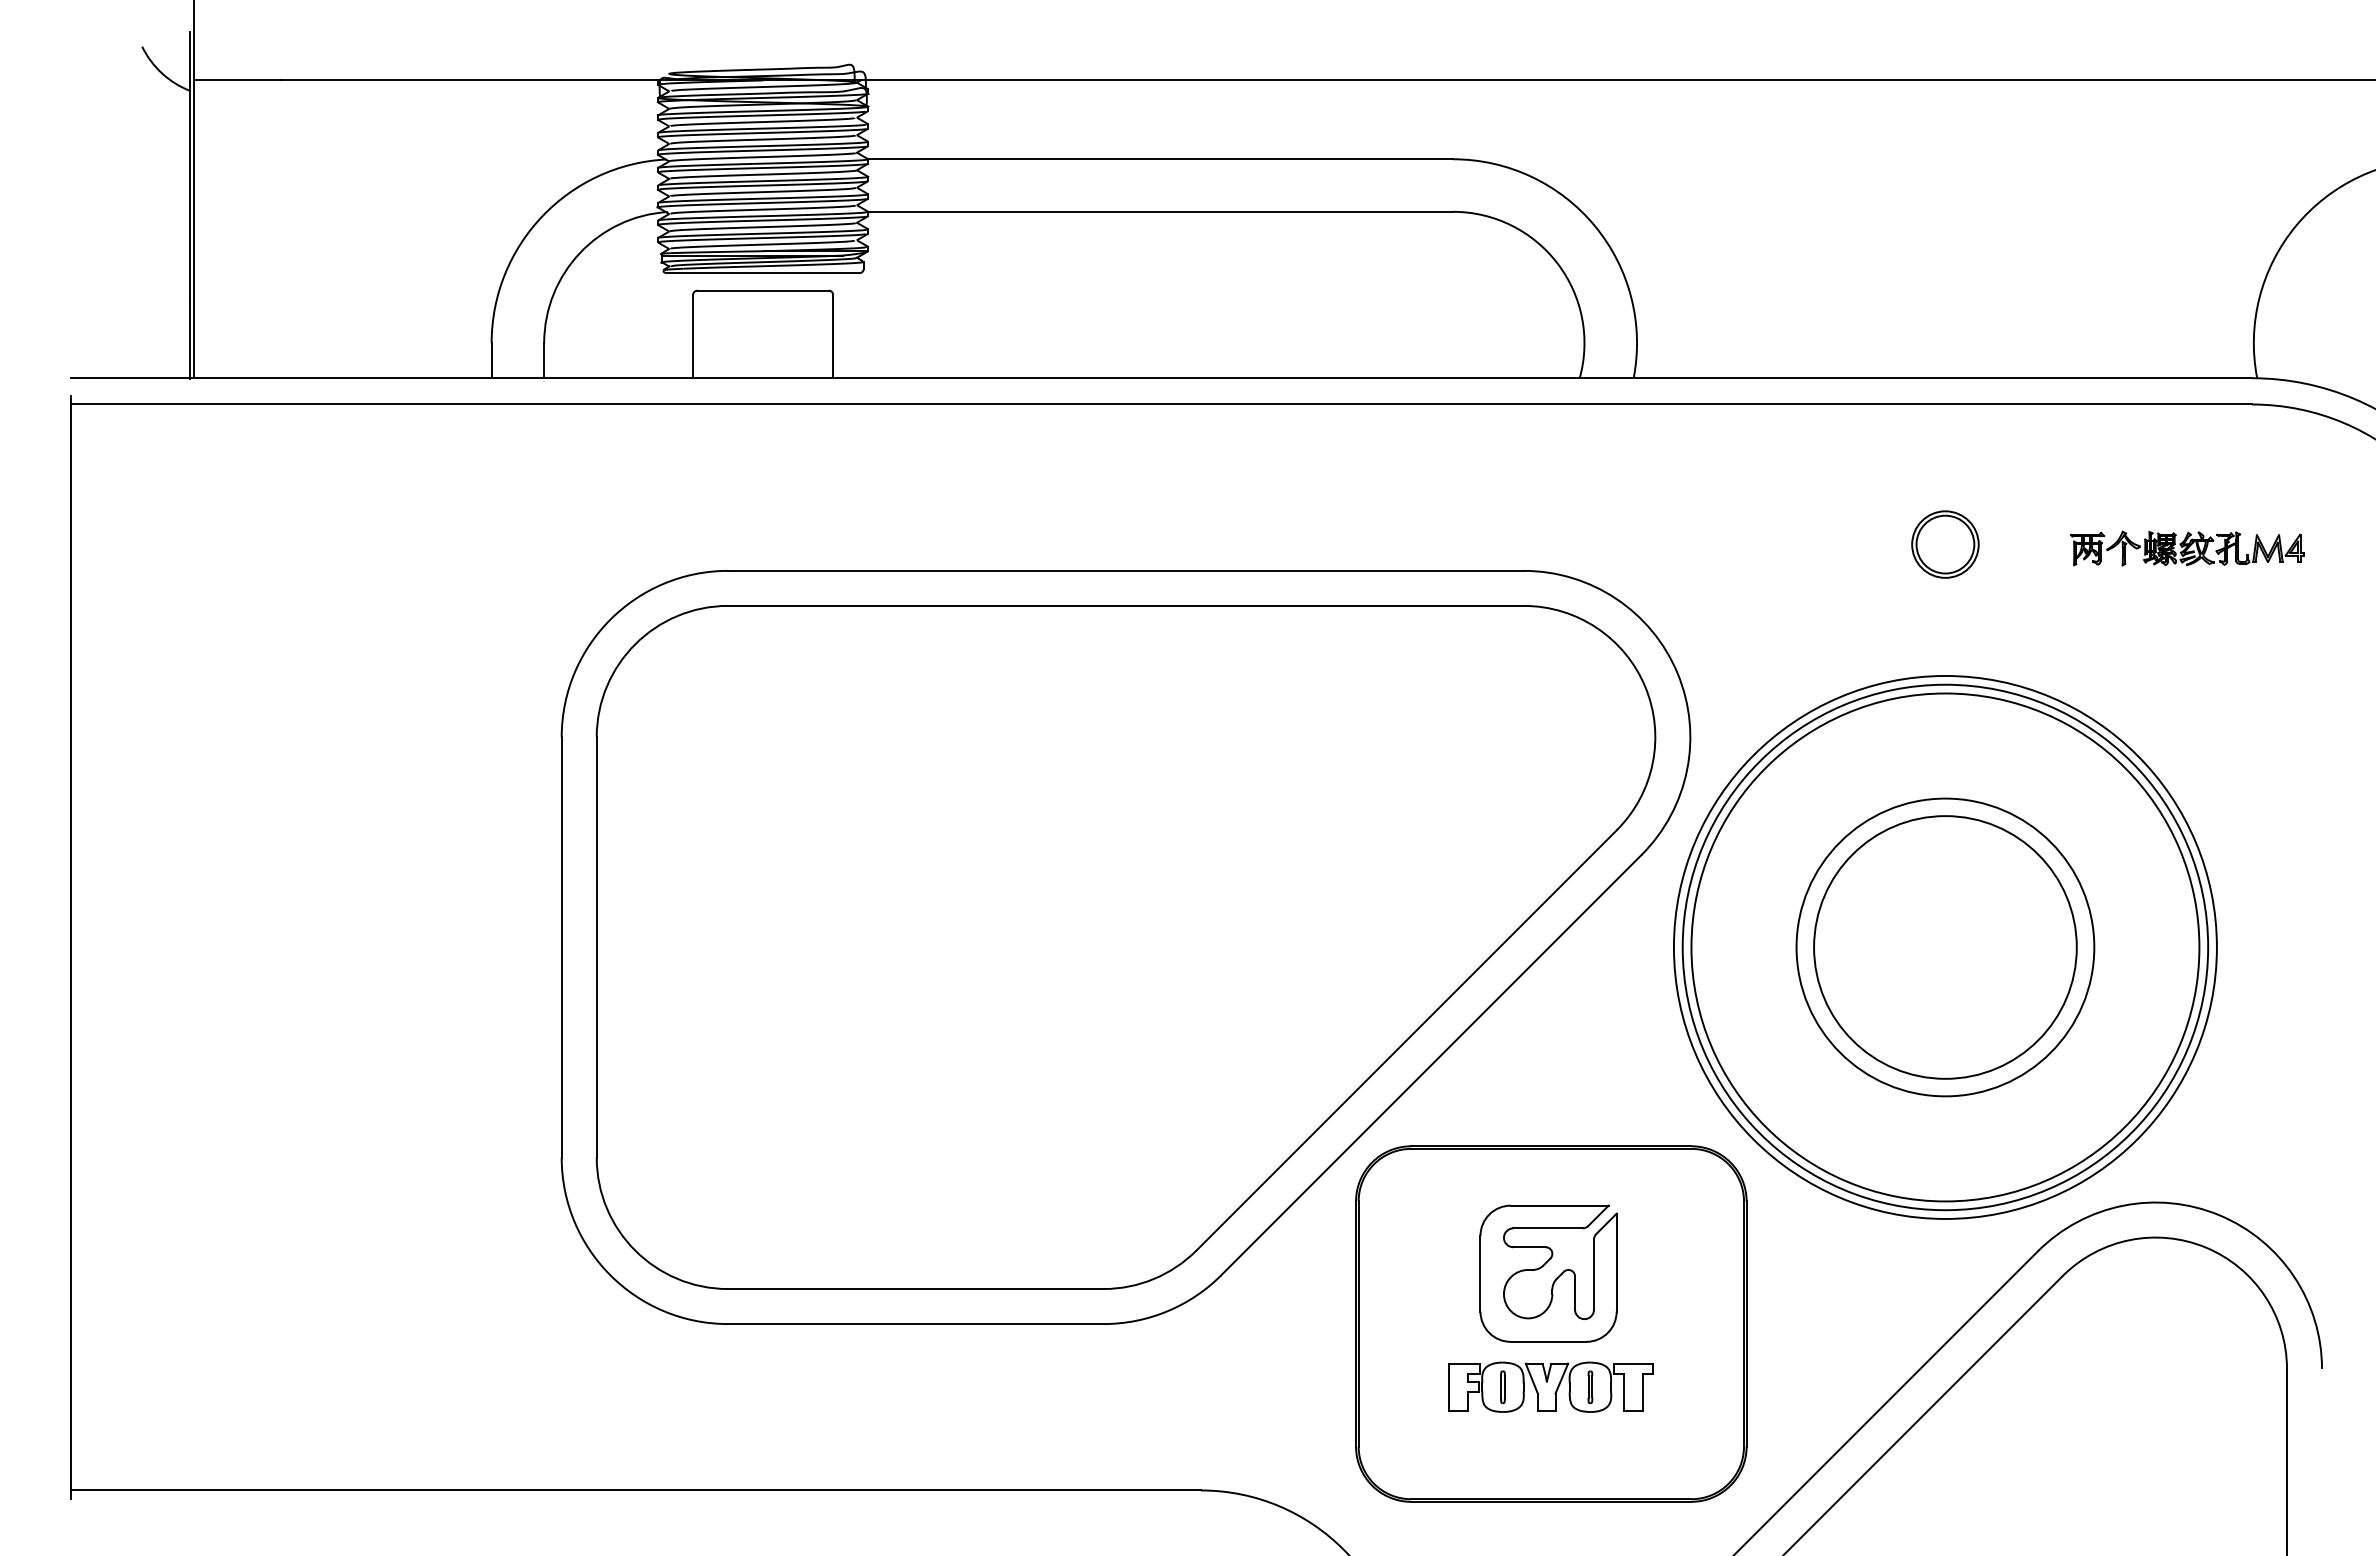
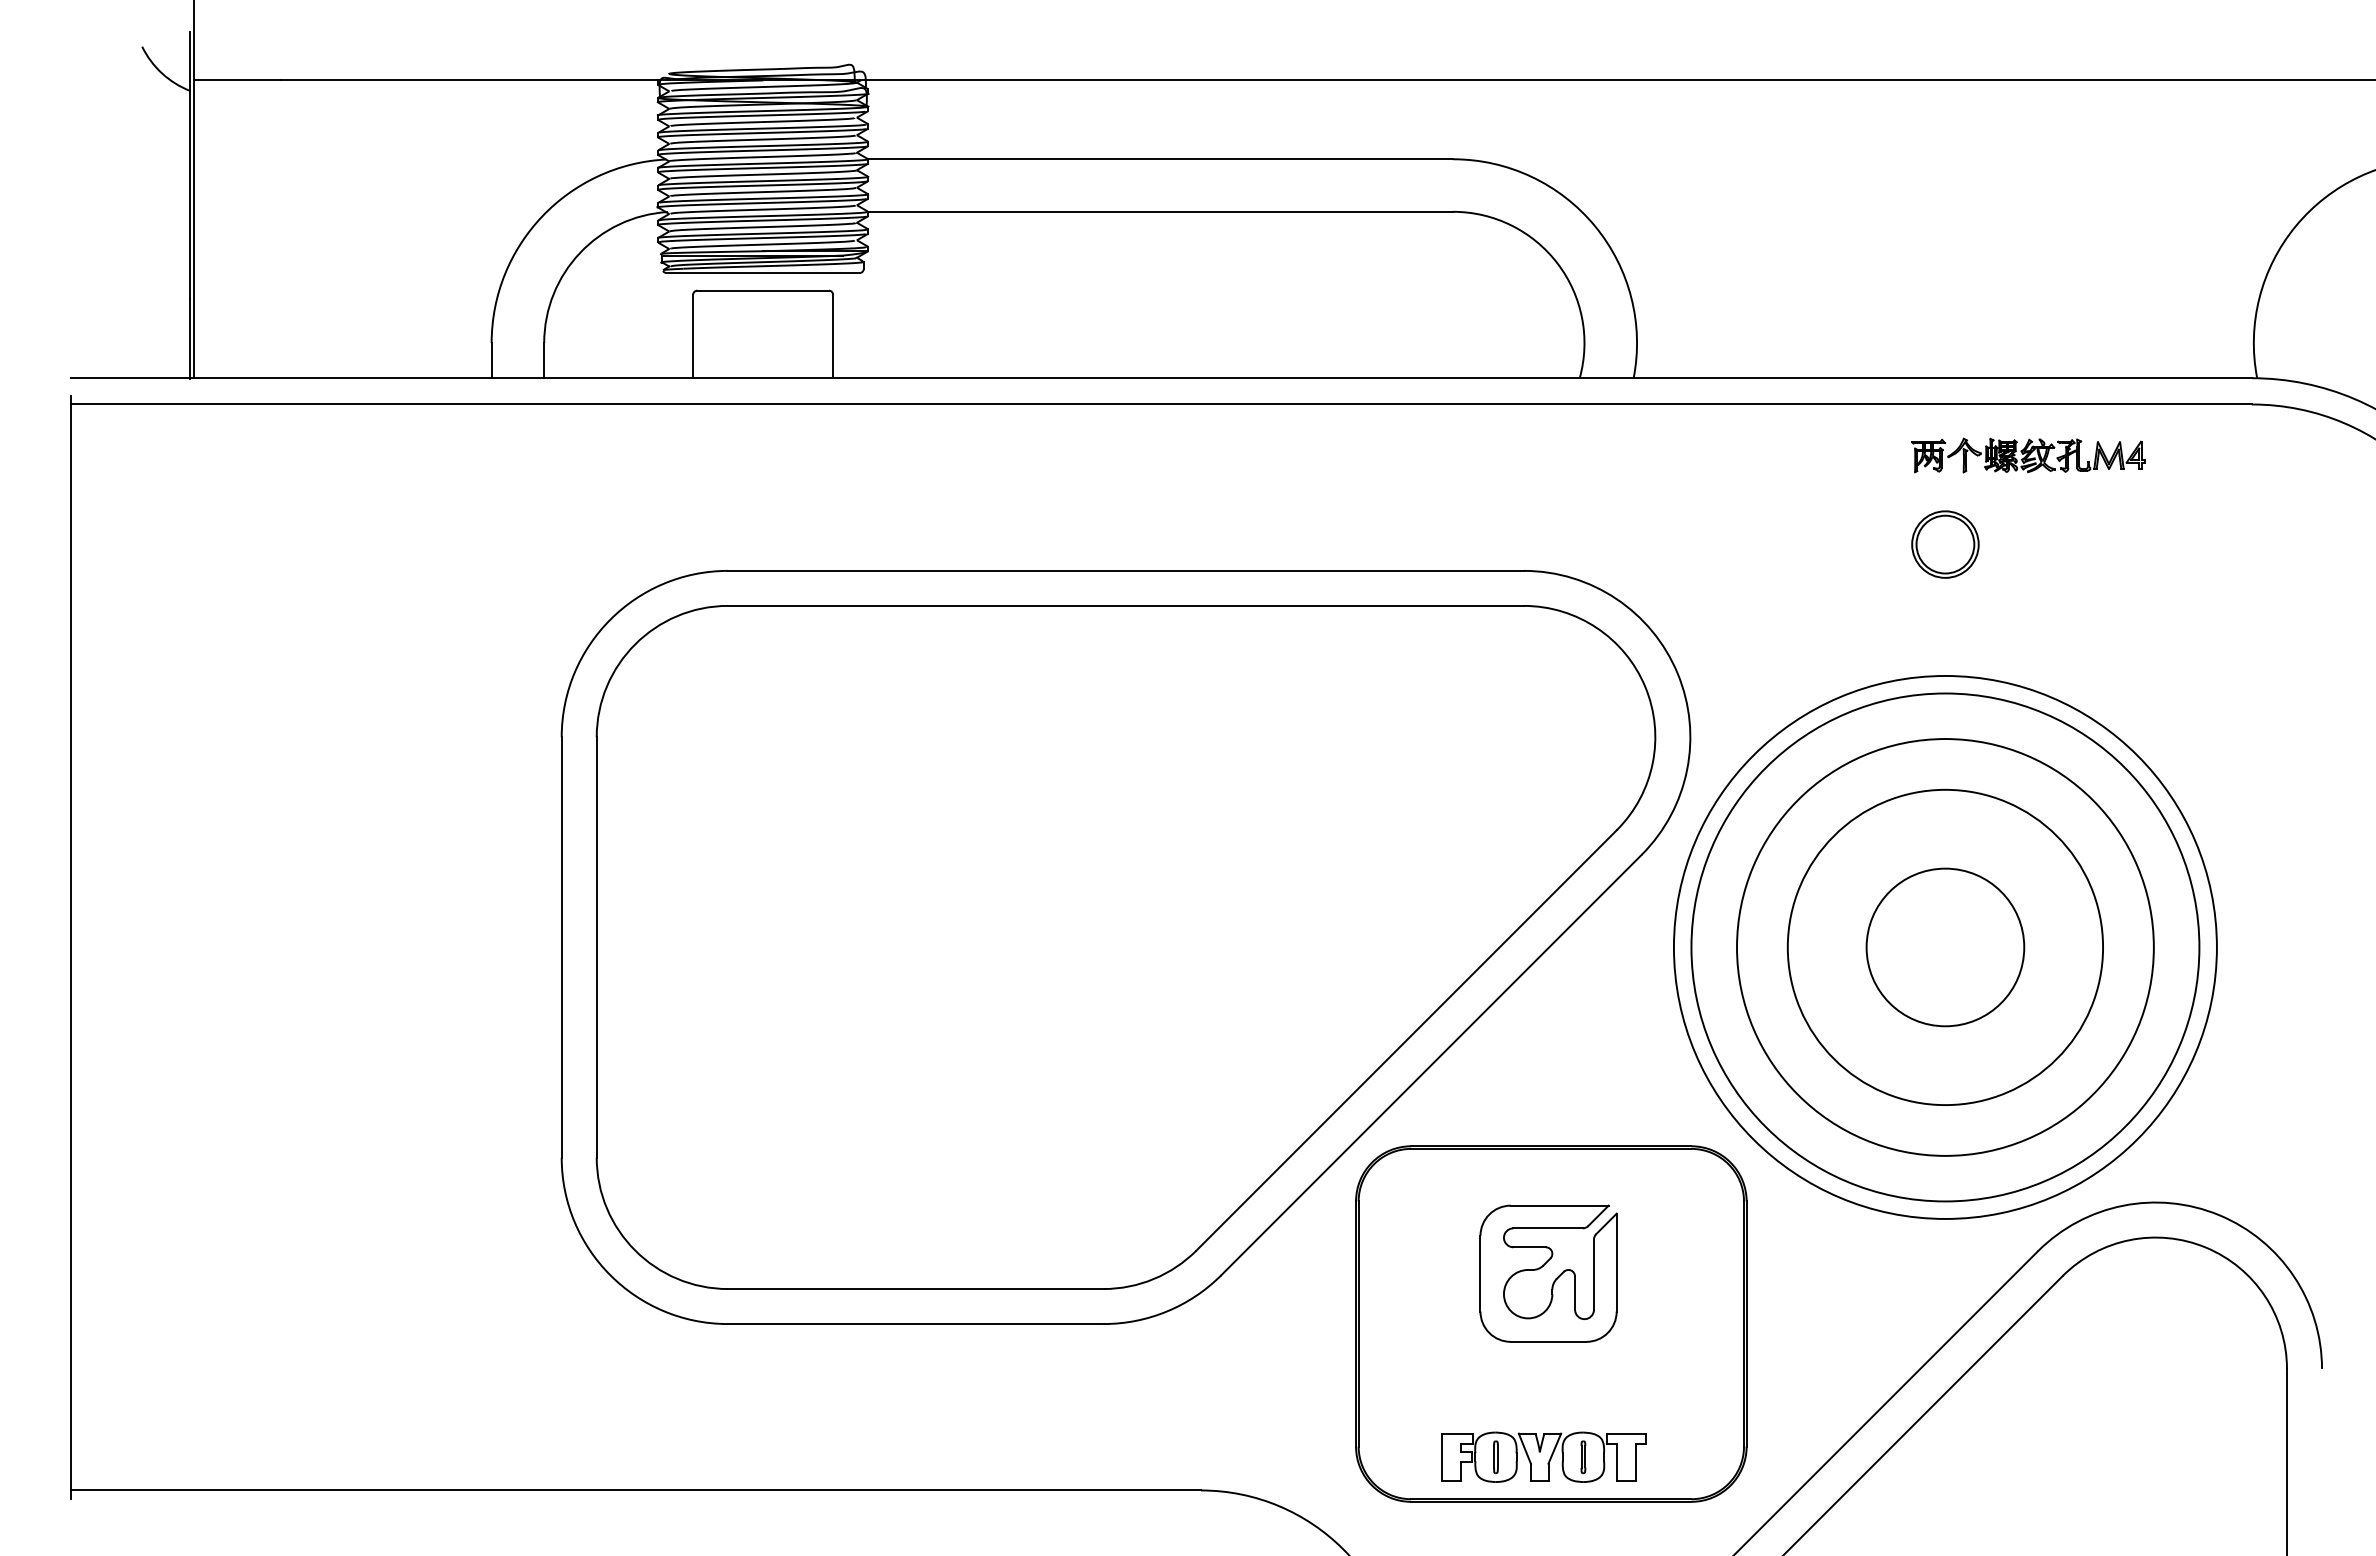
part position: (2187, 548) -> (2028, 455) (2028, 455)
circle diameter: 263 px -> 158 px (1945, 947)
circle diameter: 298 px -> 417 px (1945, 947)
circle diameter: 525 px -> 315 px (1945, 947)
part position: (1550, 1386) -> (1543, 1456) (1543, 1456)
